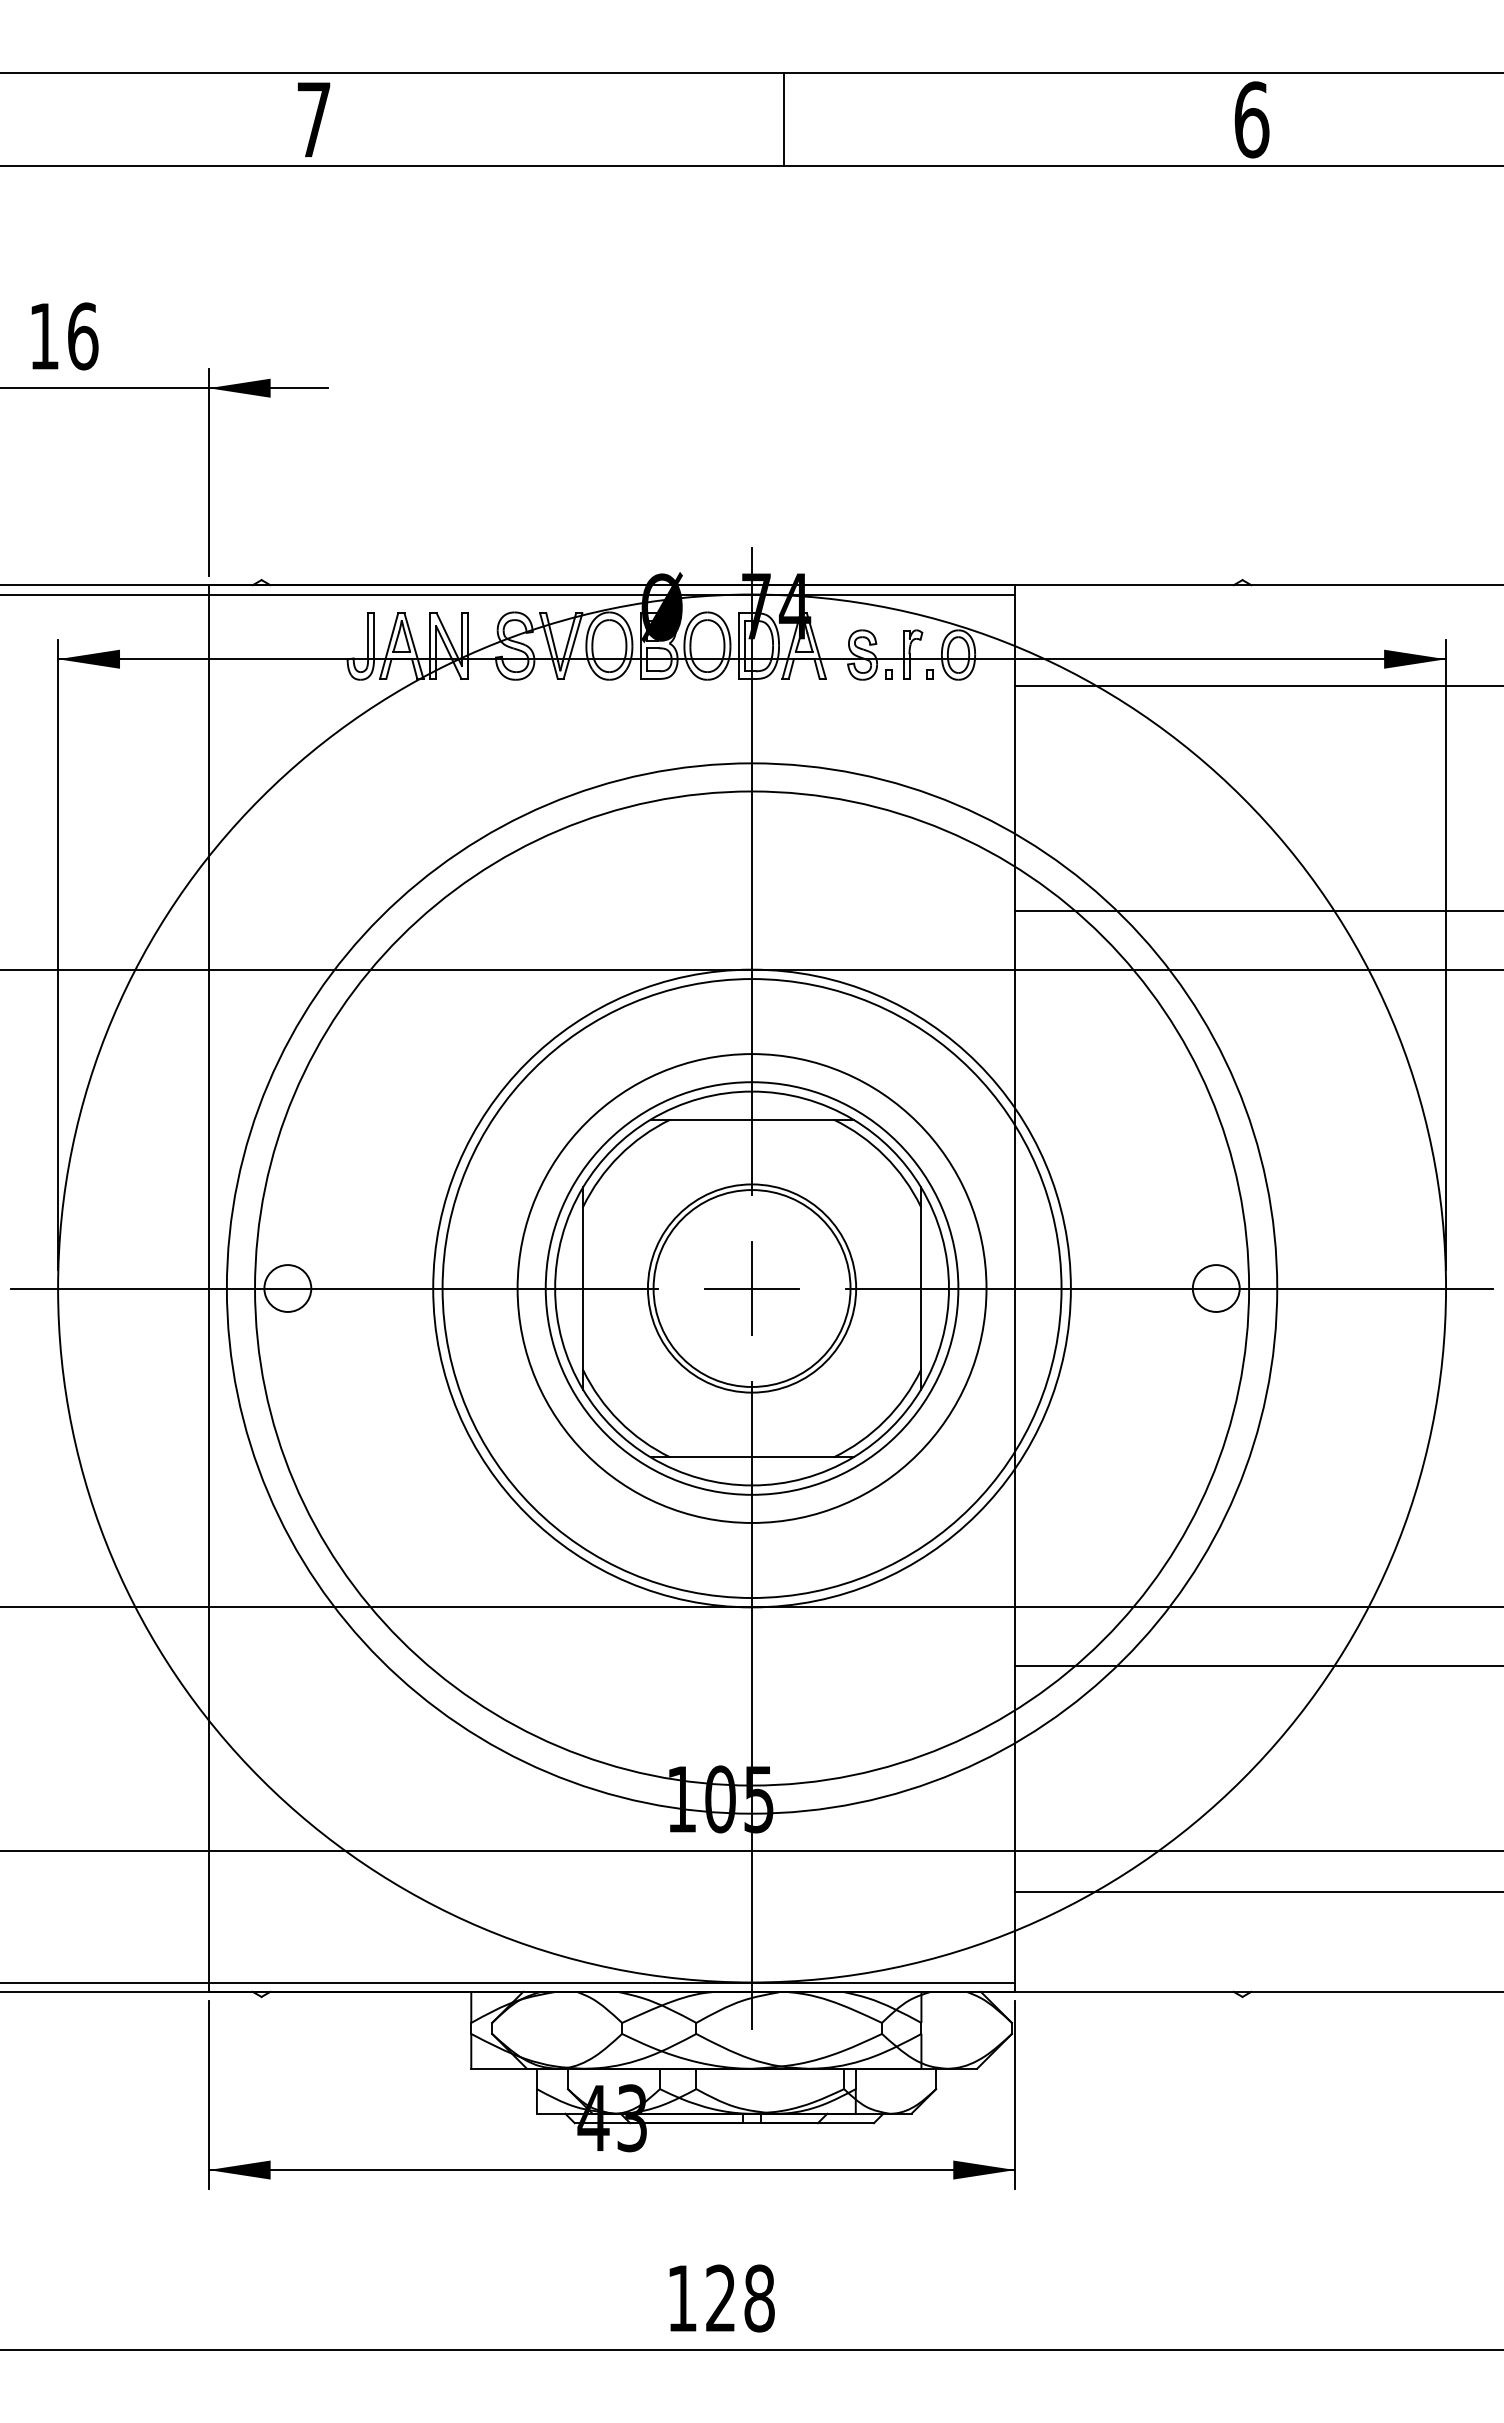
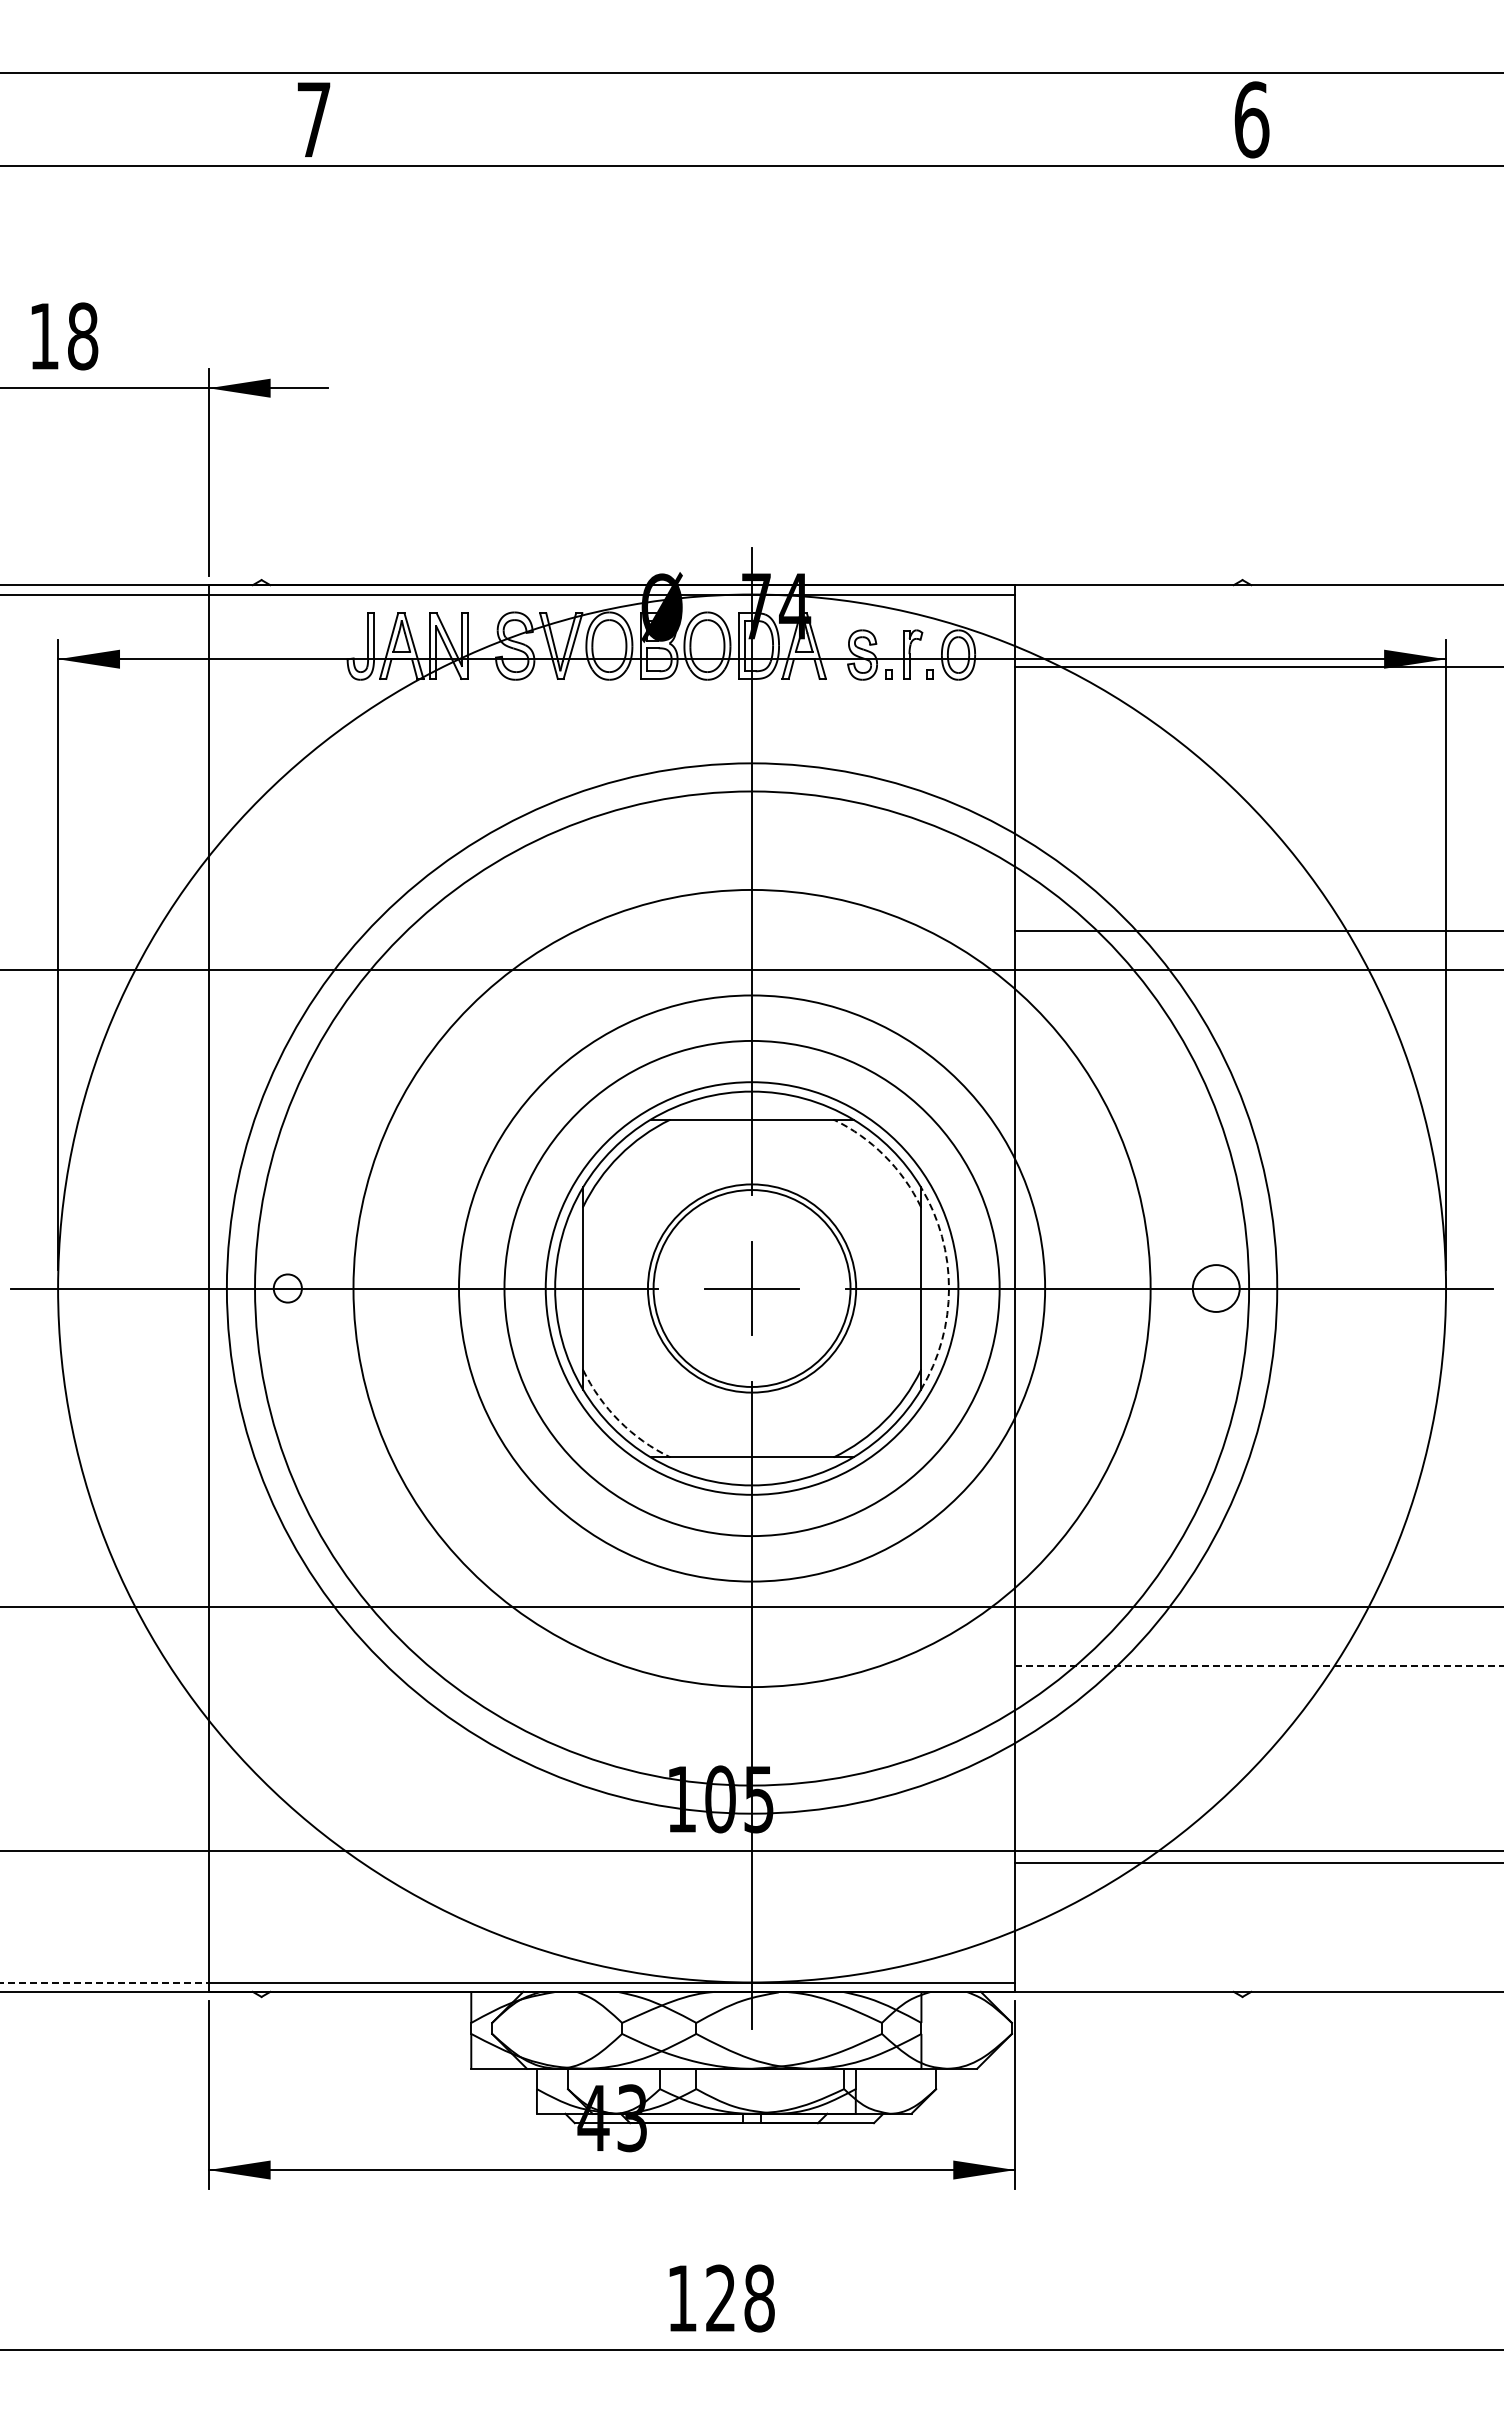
line: present -> none (783, 119)
text: 16 -> 18 (83, 336)
line position: (1257, 685) -> (1257, 666) (1257, 666)
line position: (1257, 910) -> (1257, 930) (1257, 930)
arc: solid -> dashed (884, 1155)
circle diameter: 47 px -> 28 px (287, 1288)
circle diameter: 469 px -> 586 px (752, 1288)
circle diameter: 619 px -> 495 px (751, 1288)
circle diameter: 638 px -> 797 px (751, 1288)
arc: solid -> dashed (949, 1288)
arc: solid -> dashed (619, 1421)
line: solid -> dashed (1259, 1666)
line position: (1257, 1891) -> (1257, 1862) (1257, 1862)
line: solid -> dashed (105, 1982)
